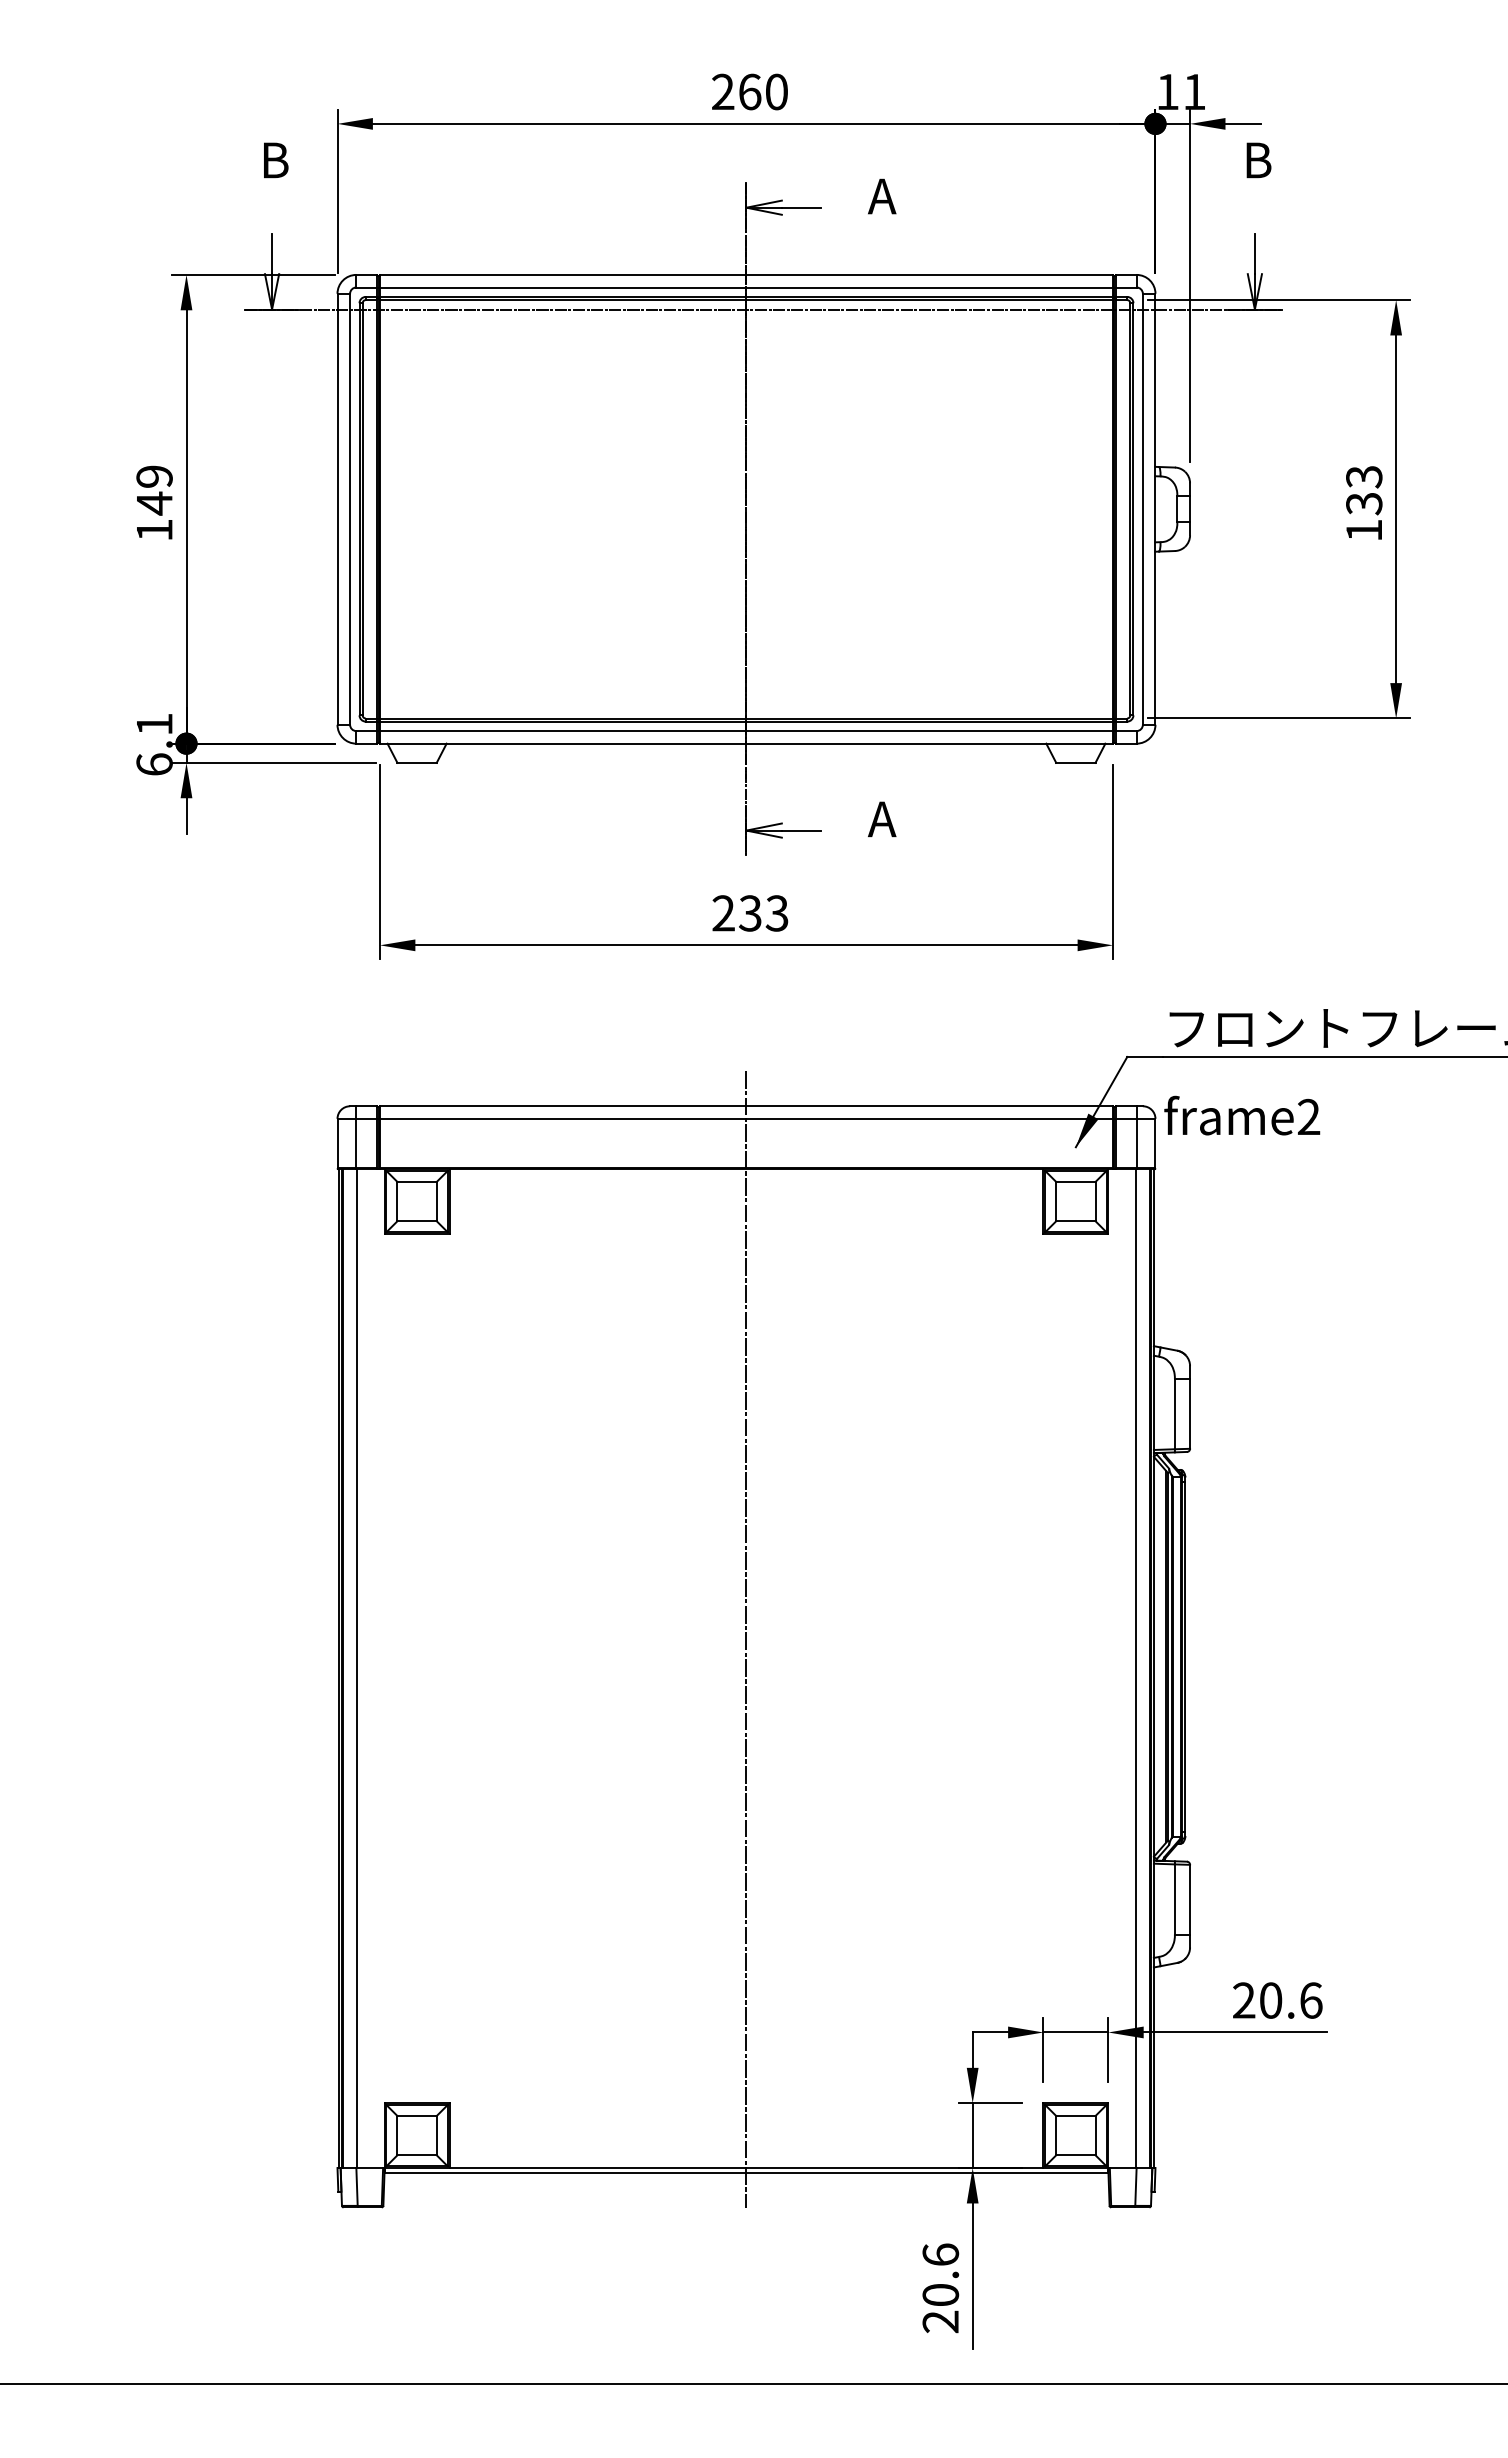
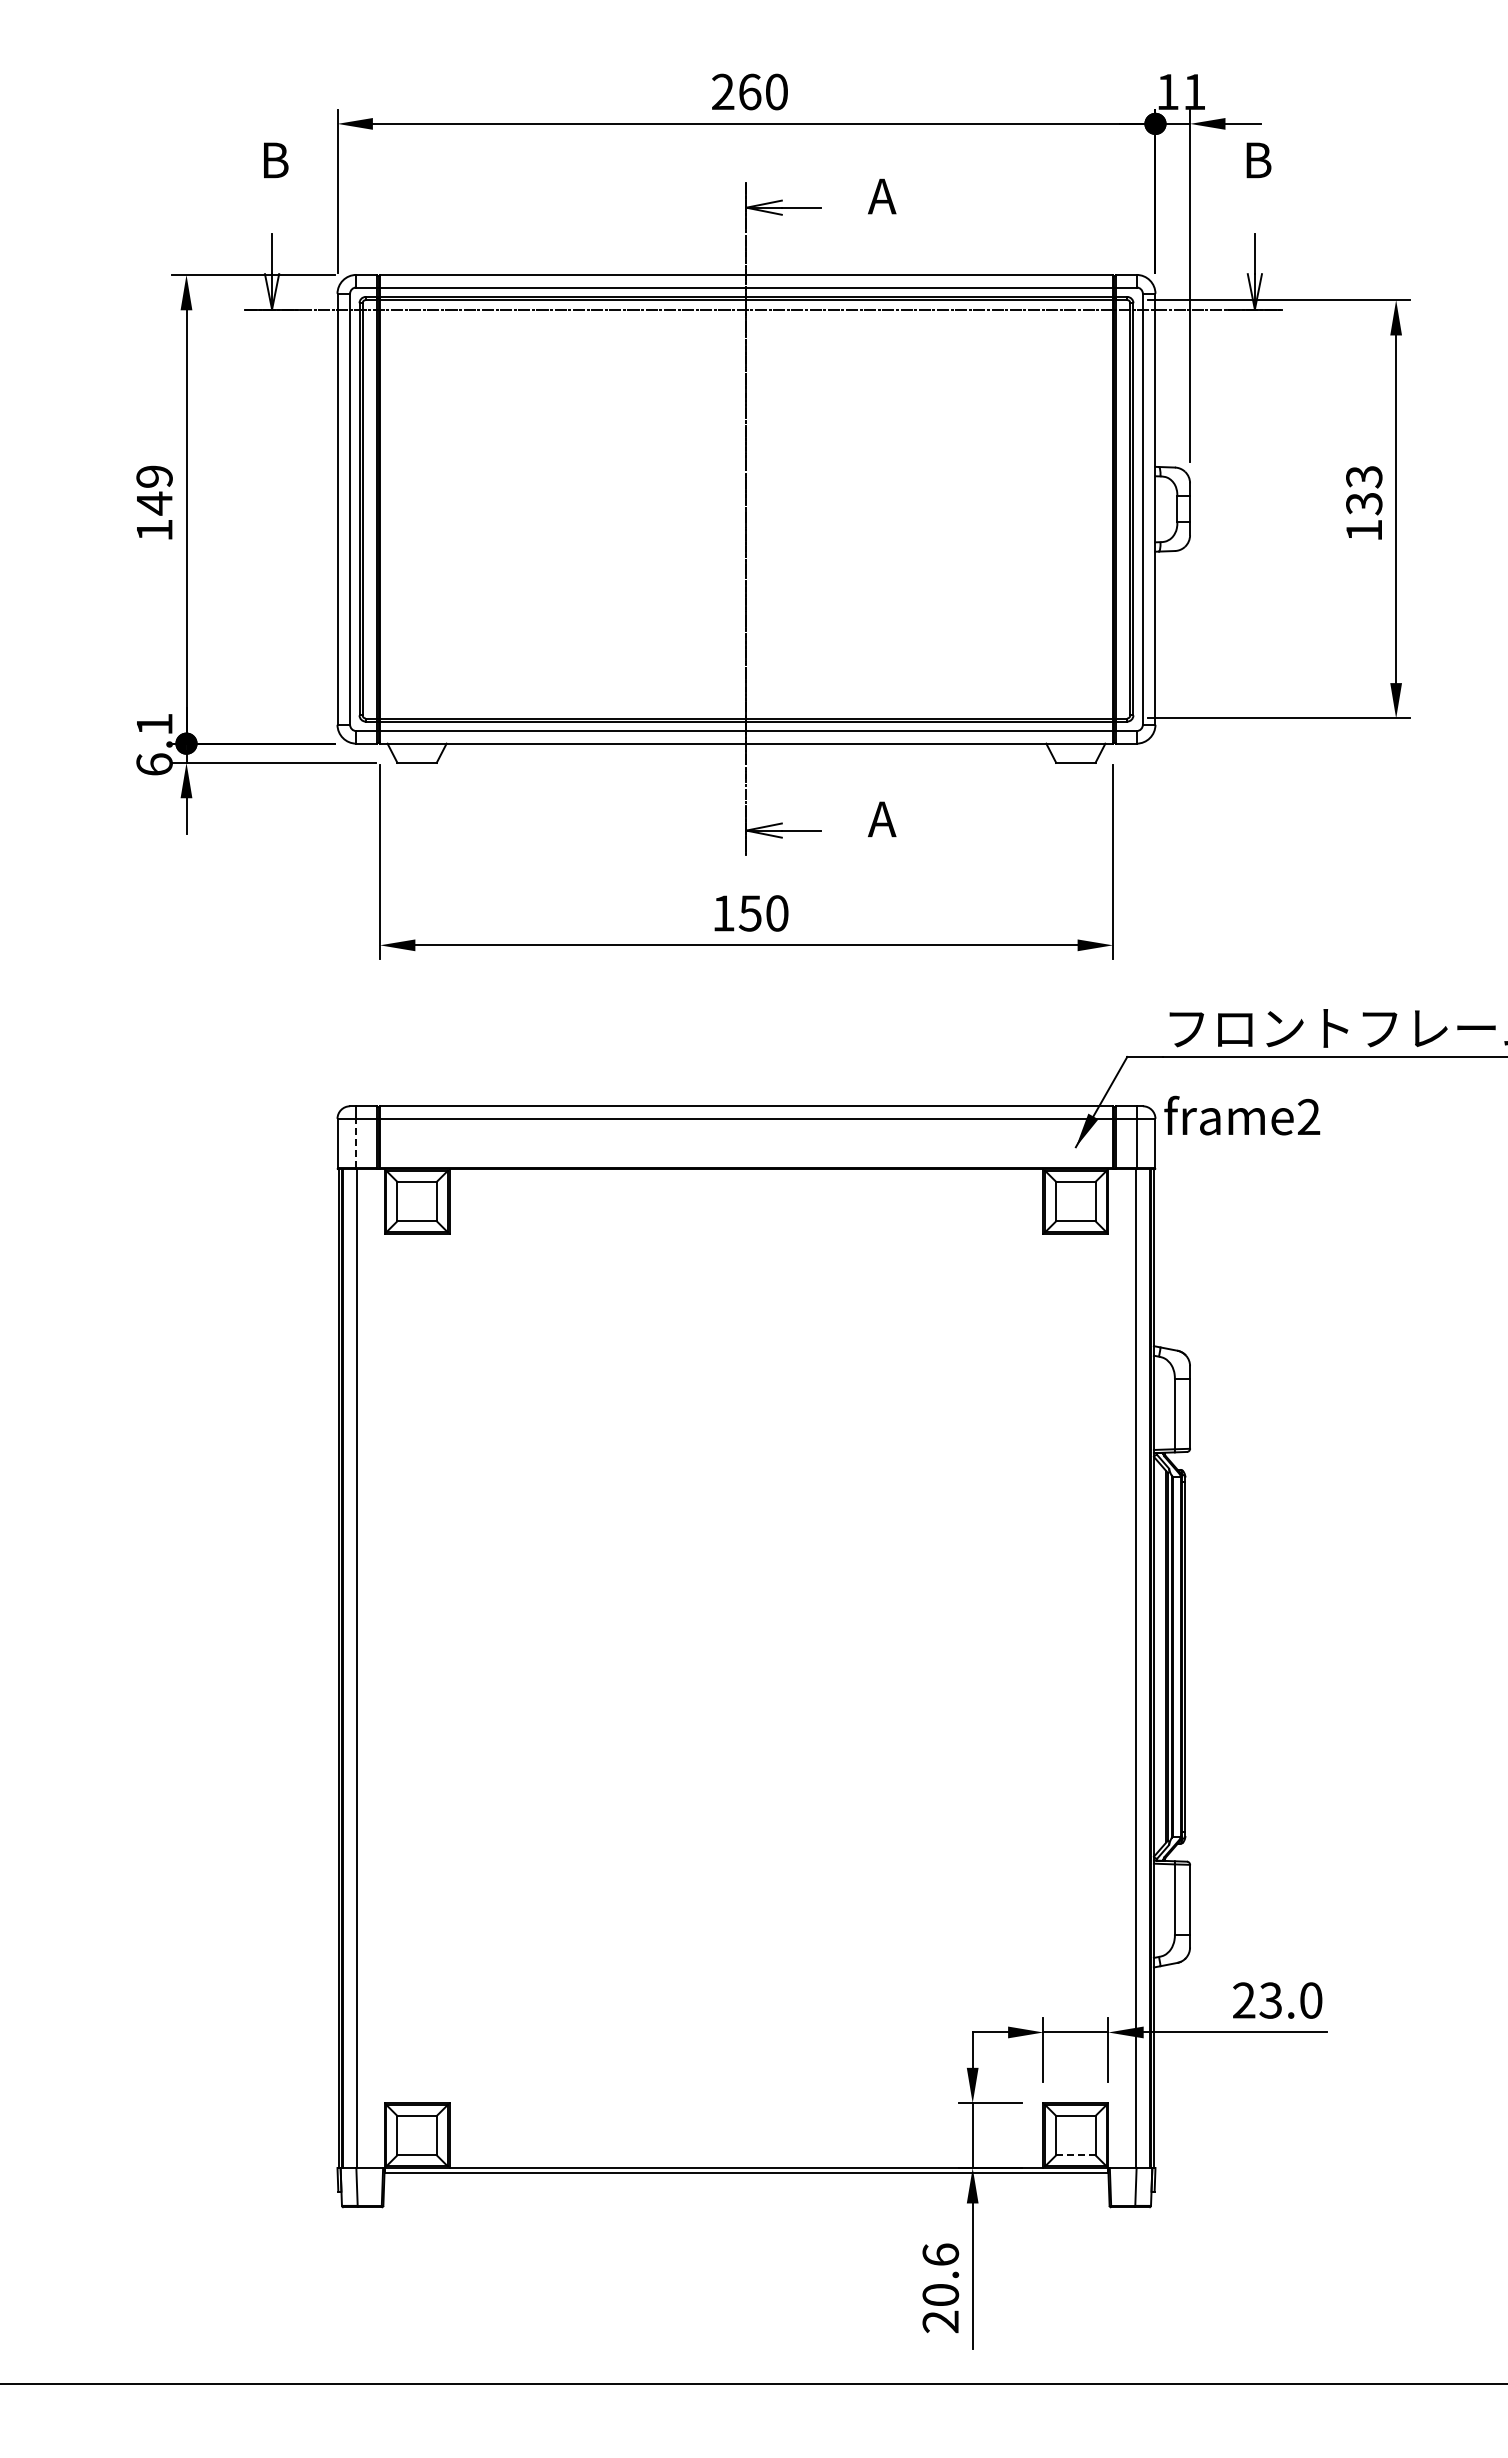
text: 233 -> 150 (750, 913)
line: solid -> dashed (356, 1143)
line: present -> none (746, 1639)
text: 20.6 -> 23.0 (1290, 2000)
line: solid -> dashed (1075, 2155)
